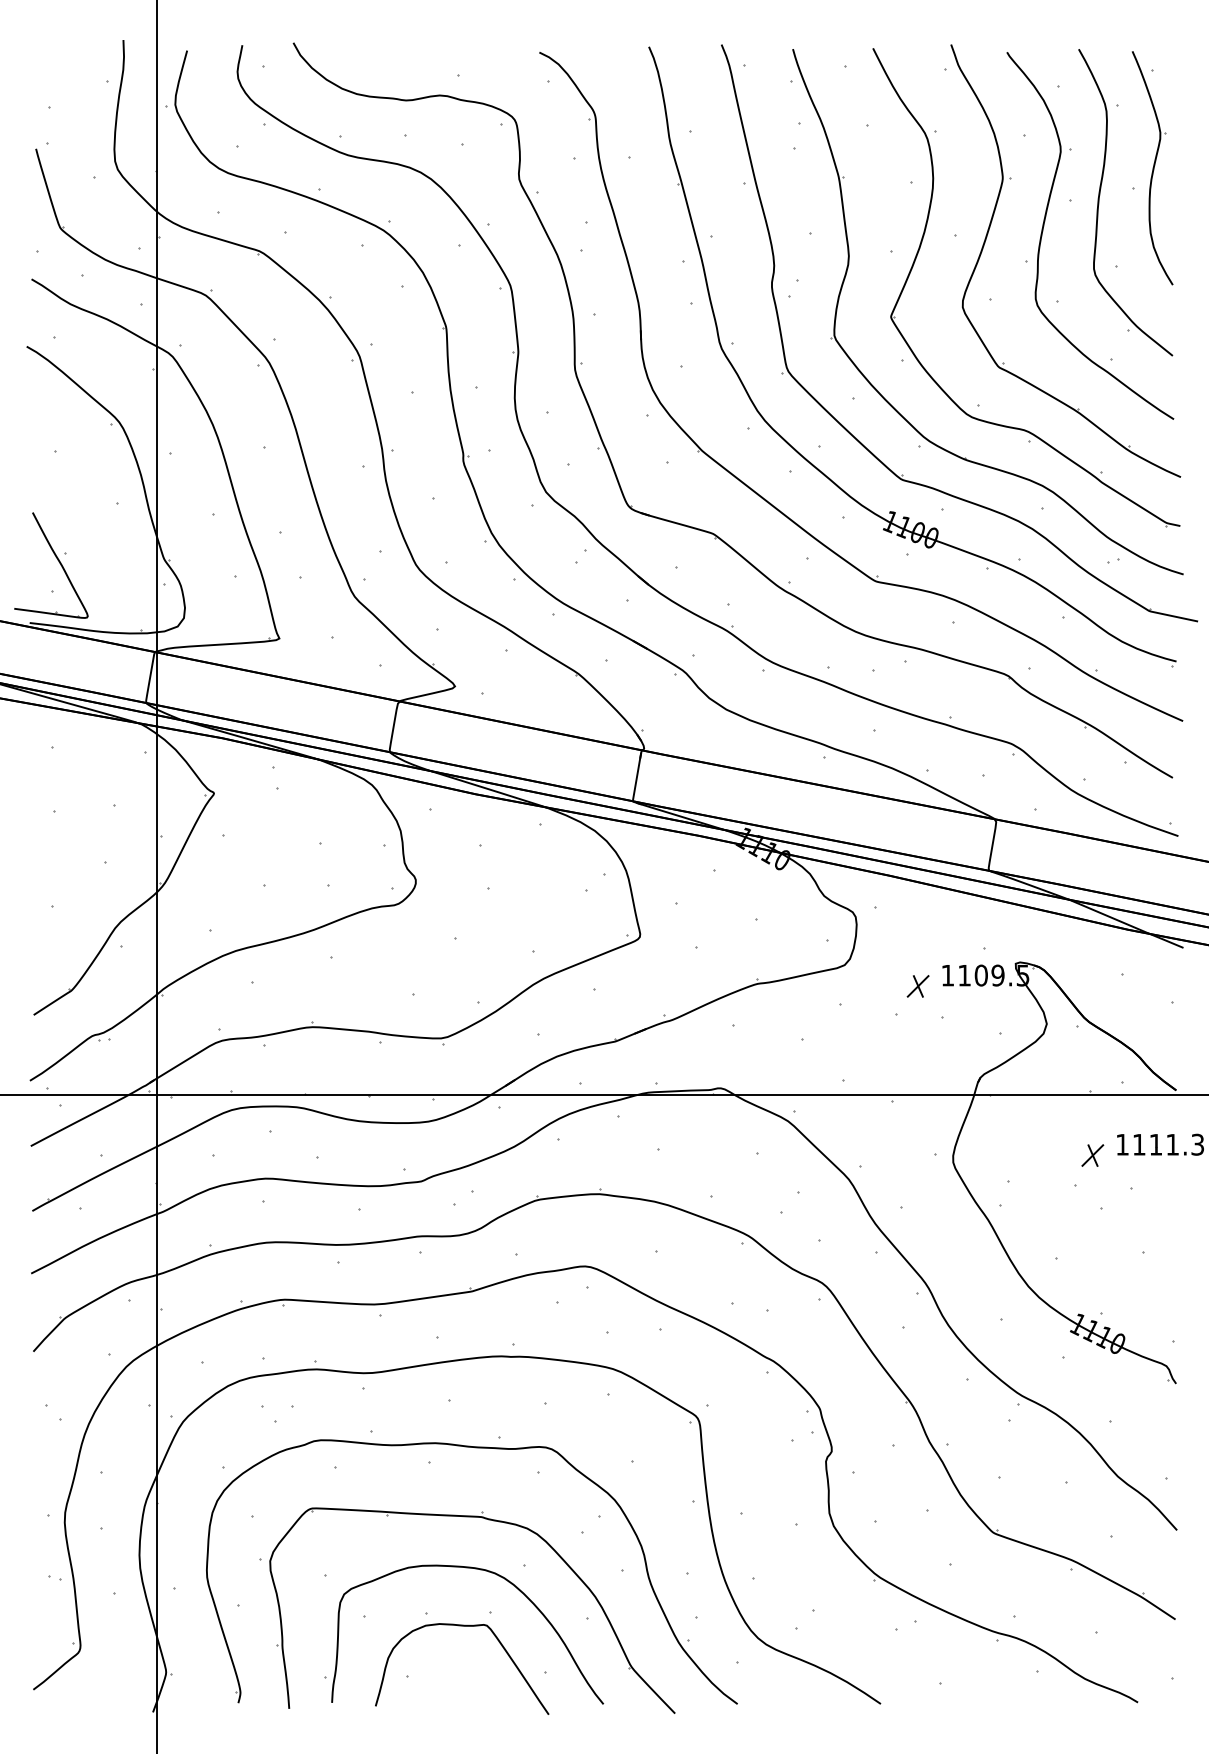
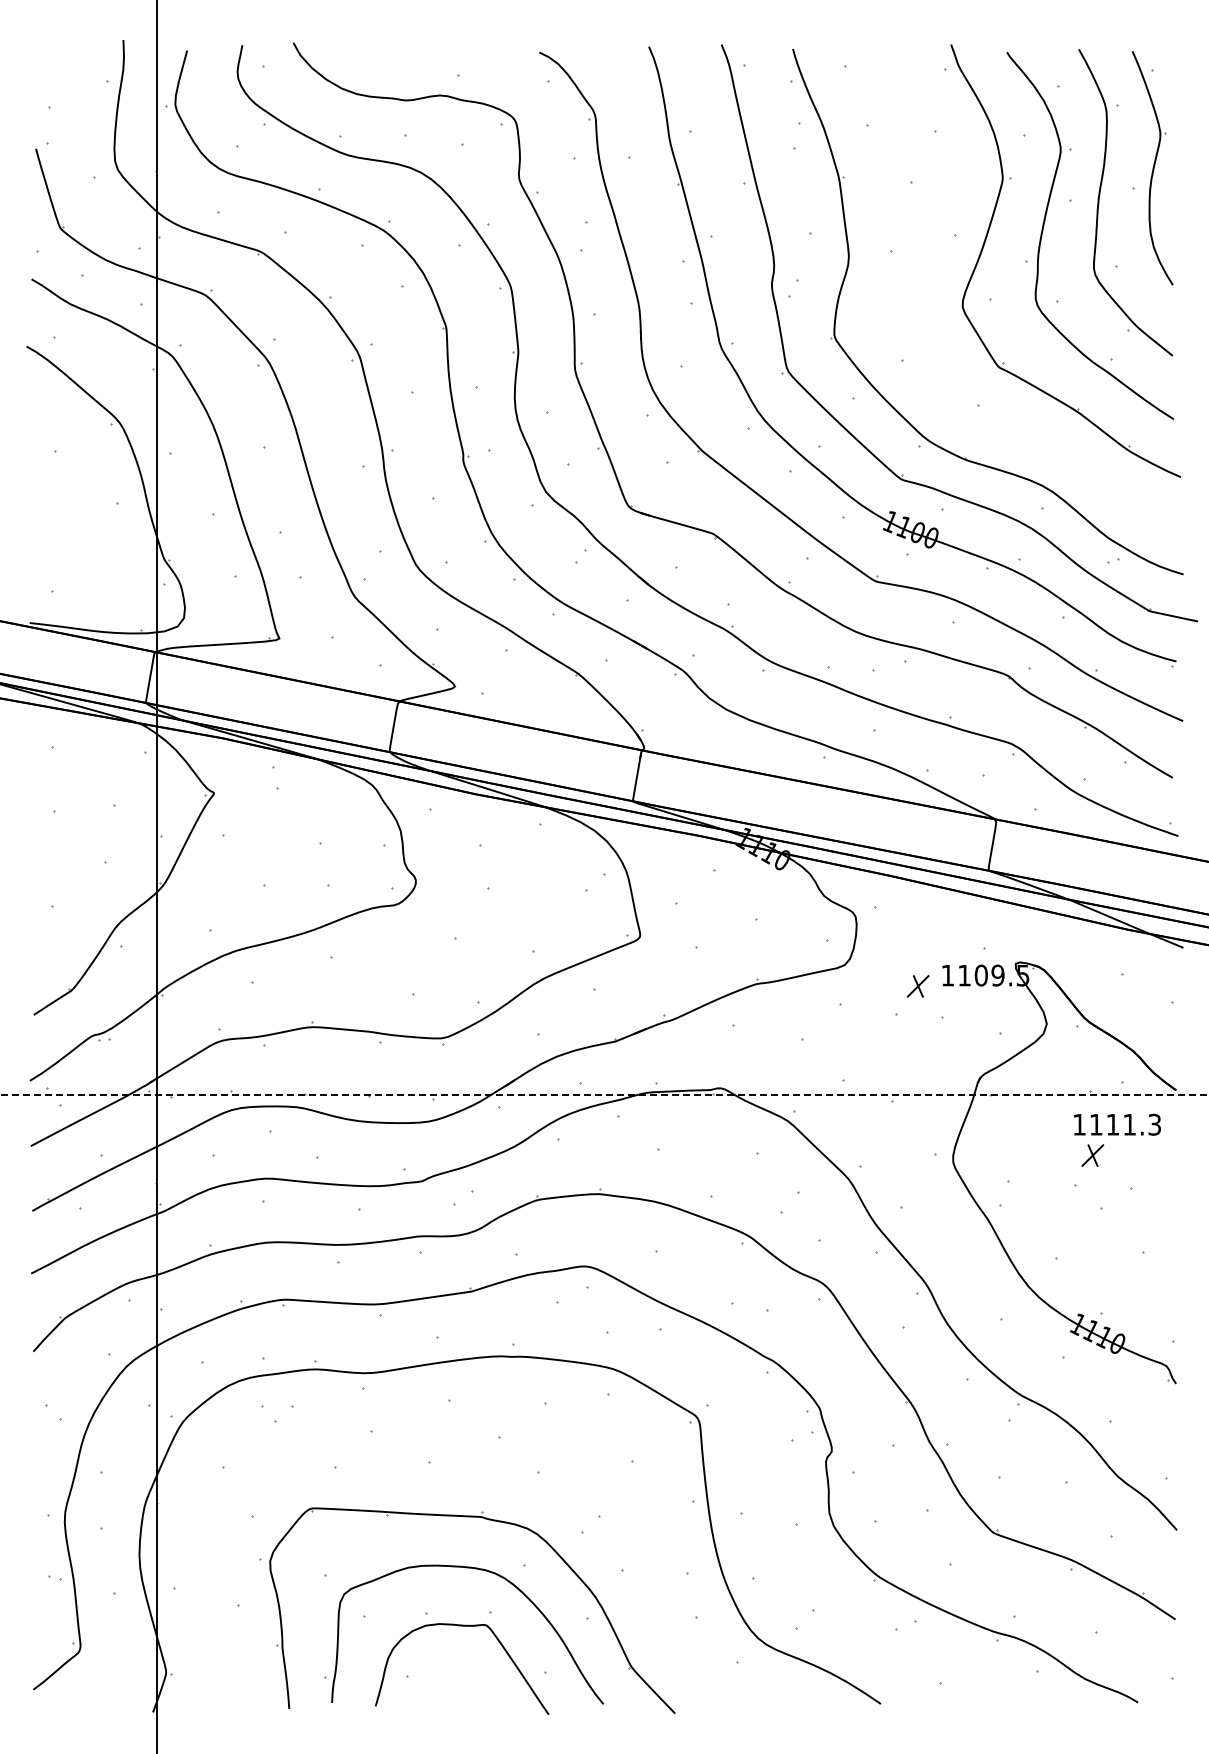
part: present -> none (919, 251)
part: present -> none (57, 560)
line: solid -> dashed (604, 1094)
part position: (1160, 1144) -> (1117, 1124) (1117, 1124)
part: present -> none (475, 1448)
